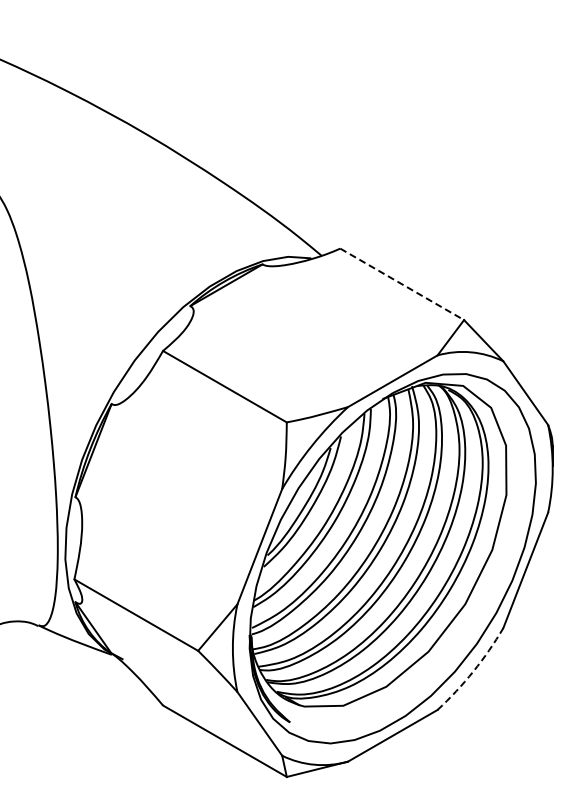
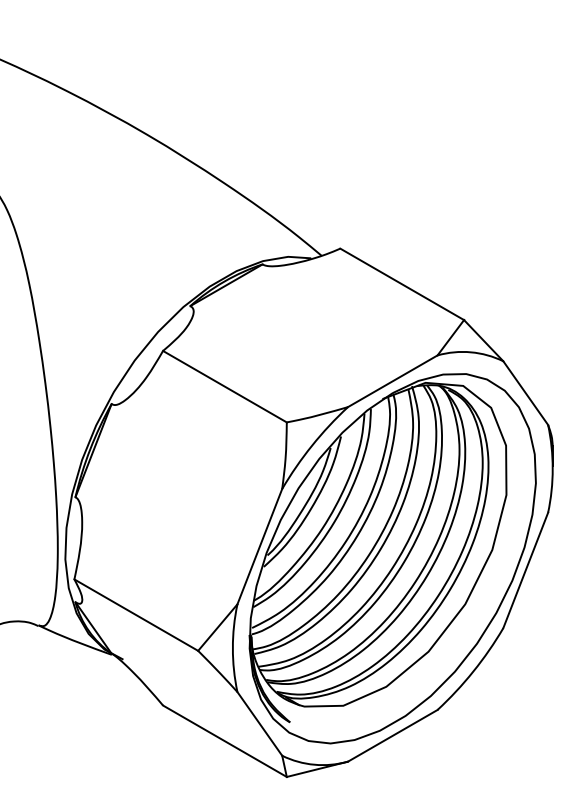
line: dashed -> solid (402, 284)
arc: dashed -> solid (473, 671)
